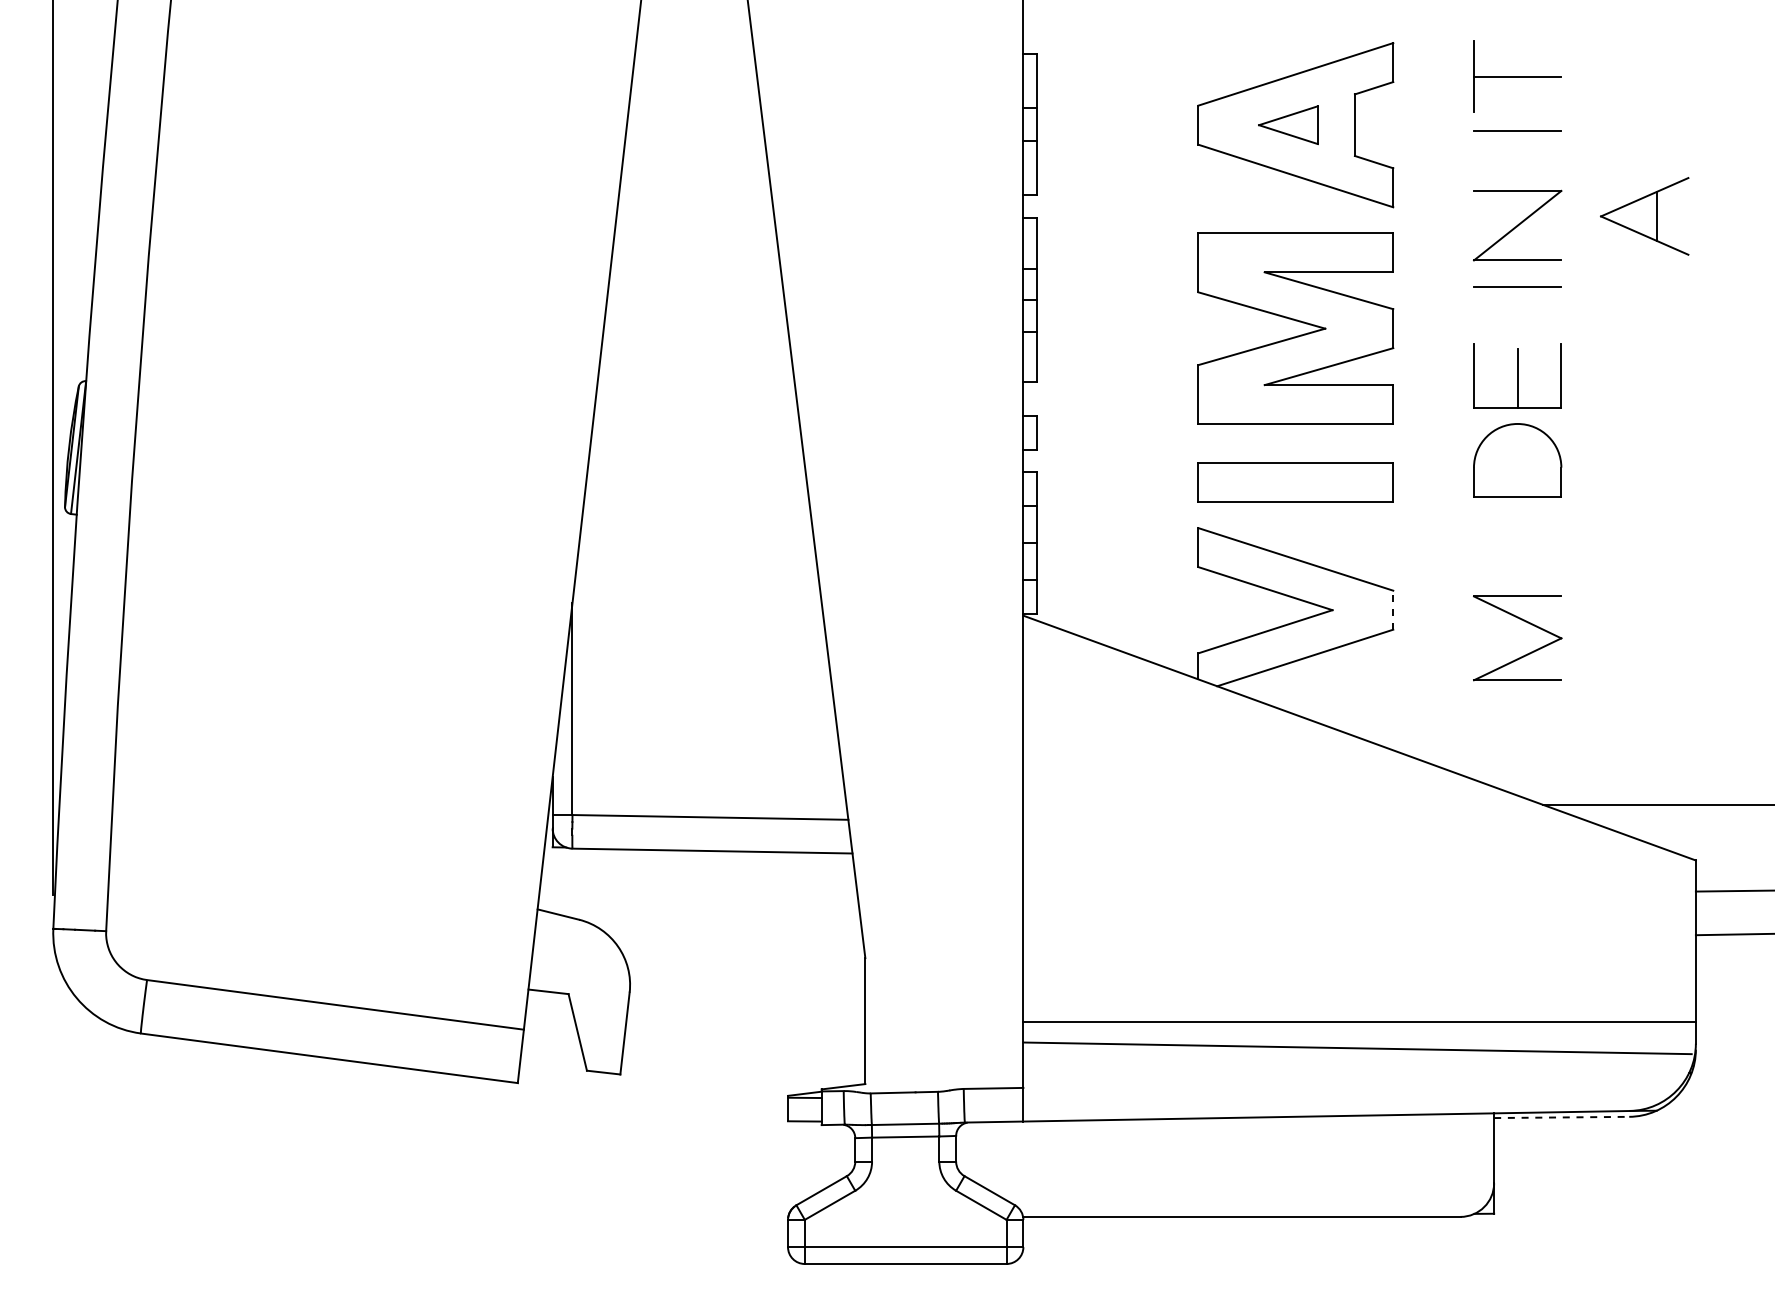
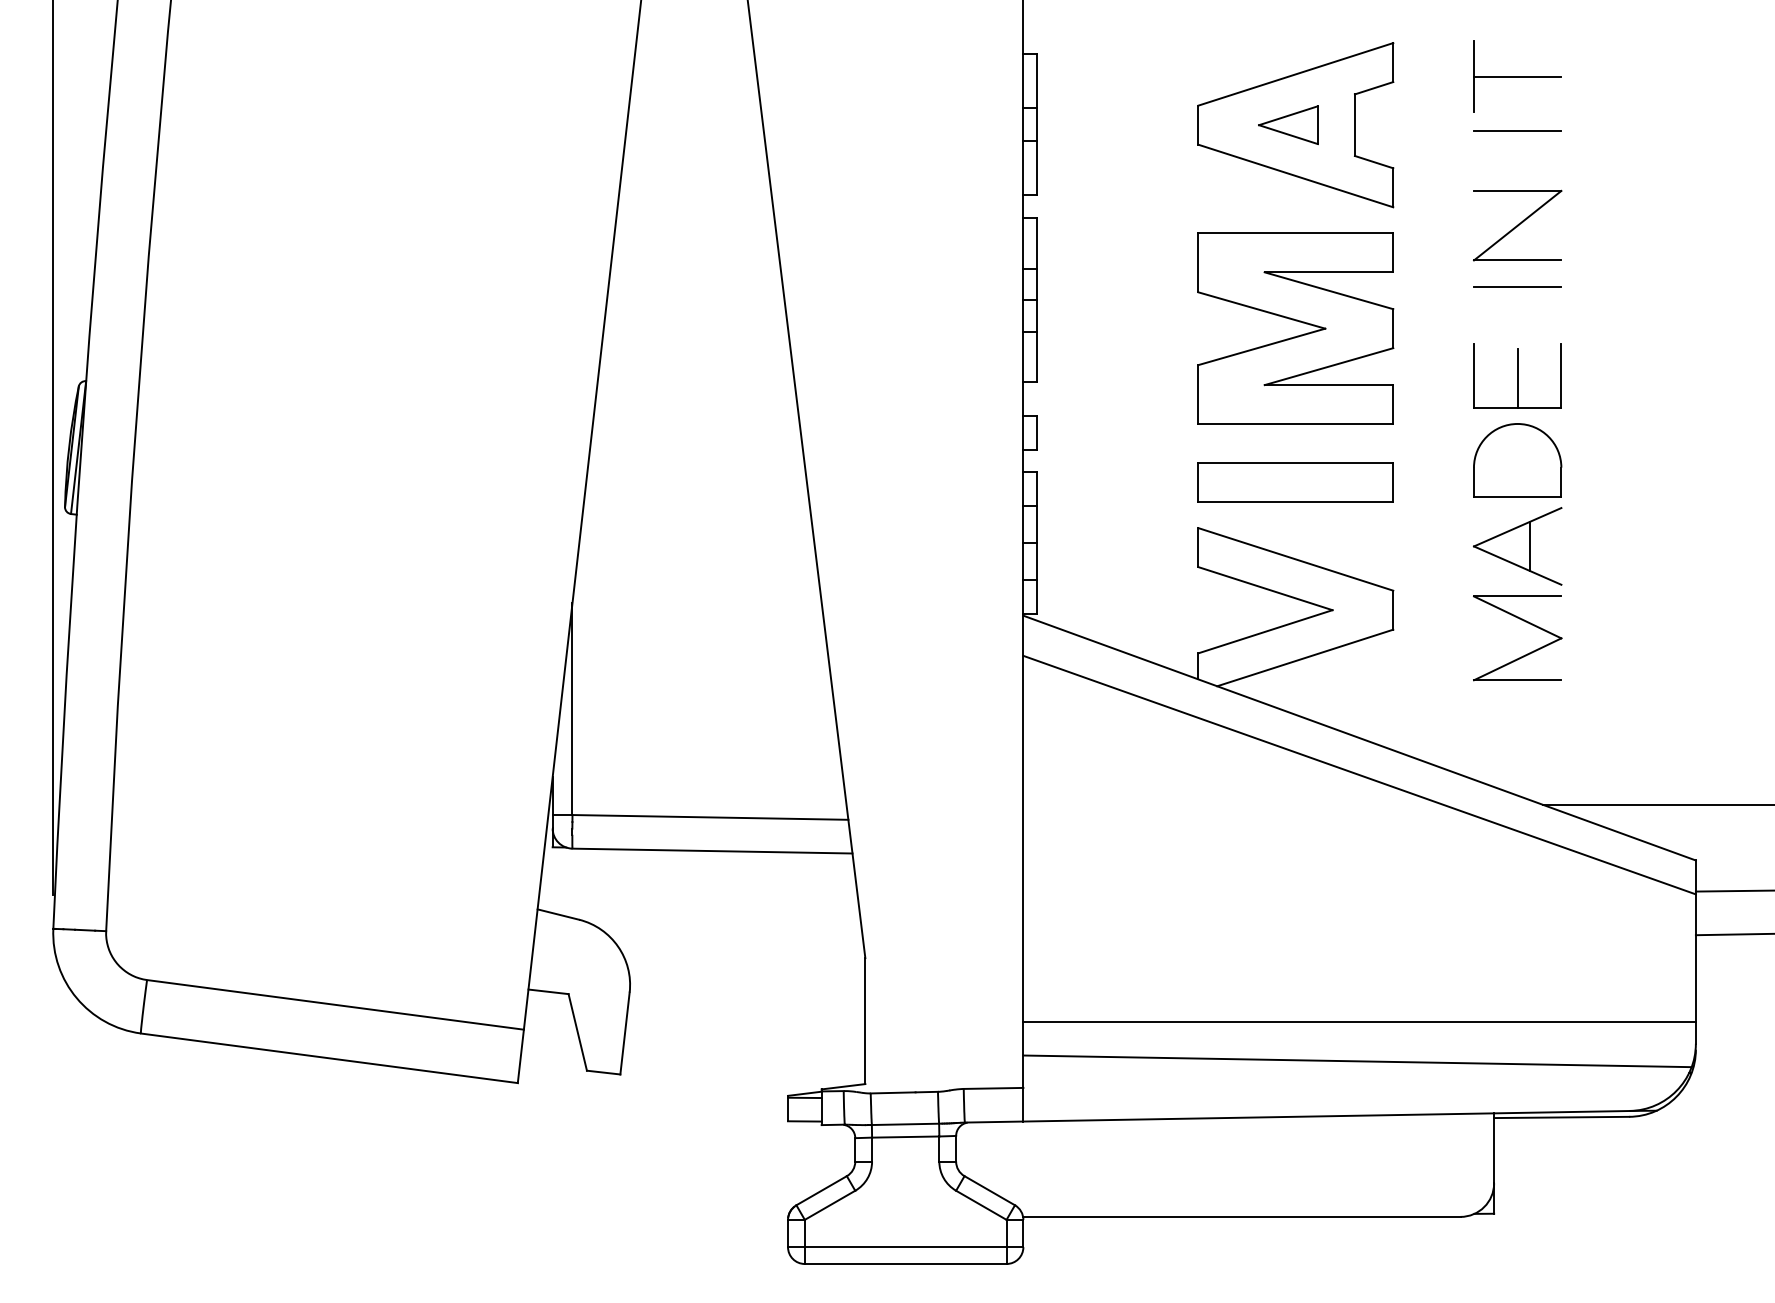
part position: (1644, 216) -> (1517, 546) (1517, 546)
line: dashed -> solid (1393, 610)
line: none -> present (1359, 774)
line position: (1357, 1048) -> (1357, 1061) (1357, 1061)
line: dashed -> solid (1561, 1117)
